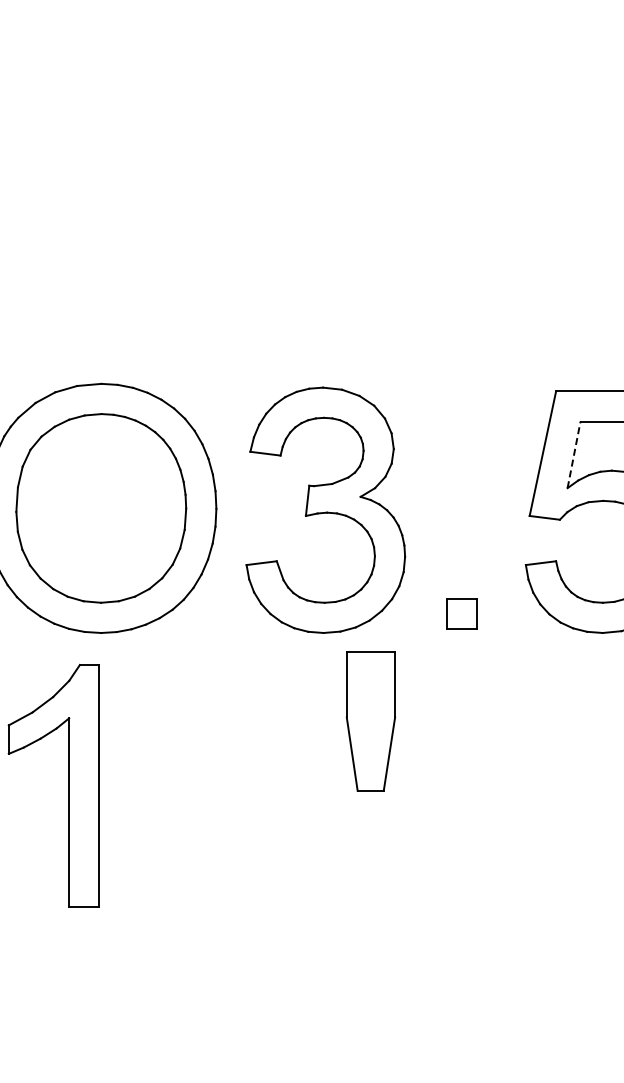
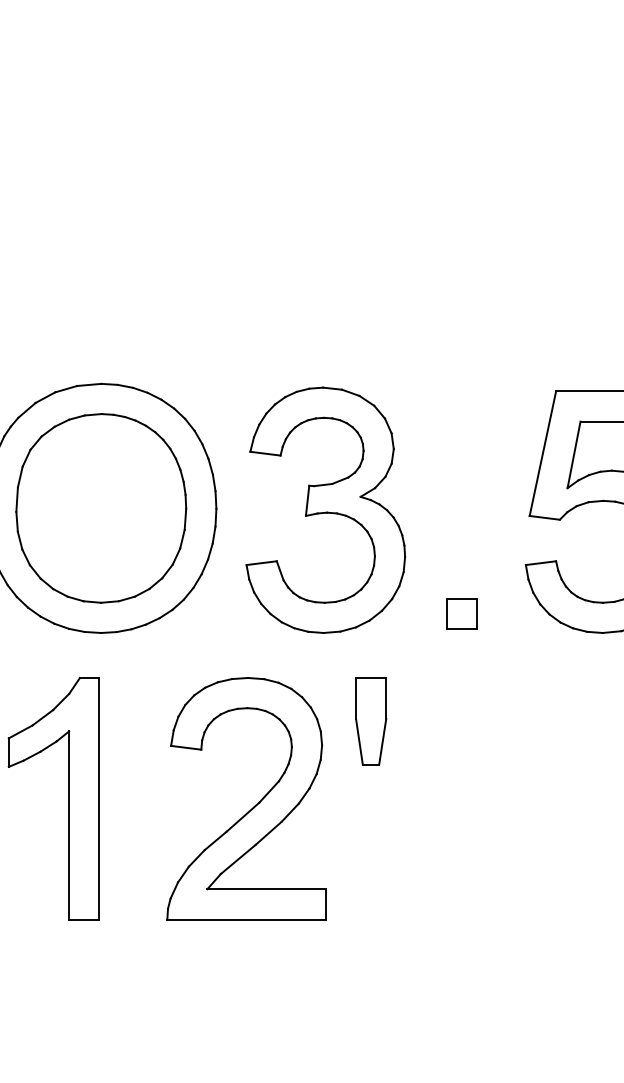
line: dashed -> solid (574, 454)
part size: 51x141 px -> 33x89 px (371, 721)
part position: (68, 785) -> (68, 798) (68, 798)
part: none -> present (254, 805)
